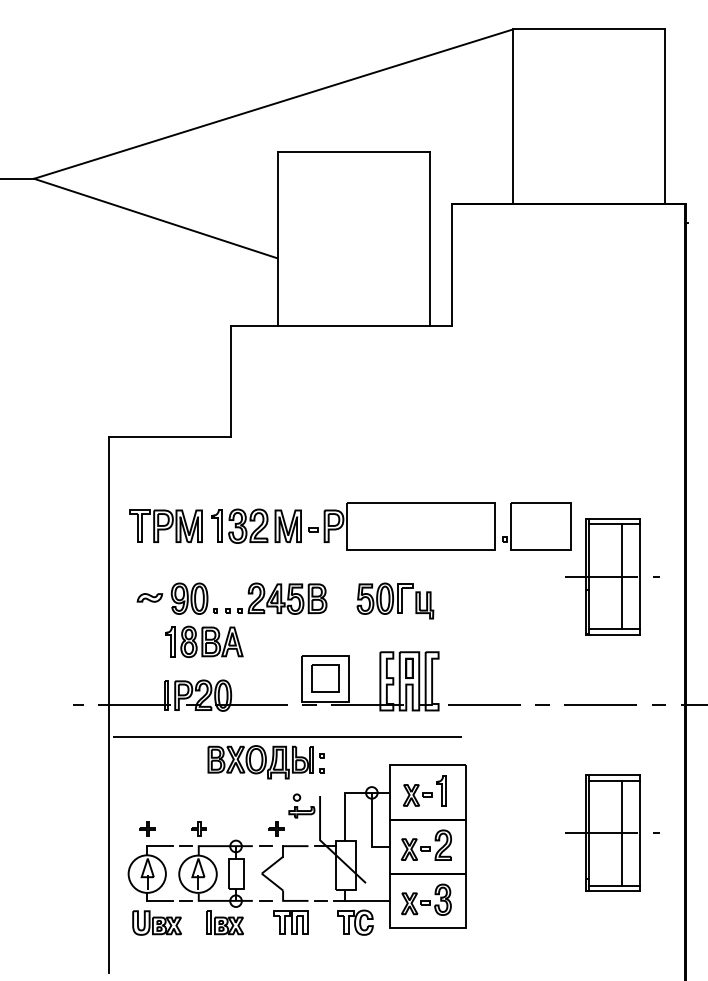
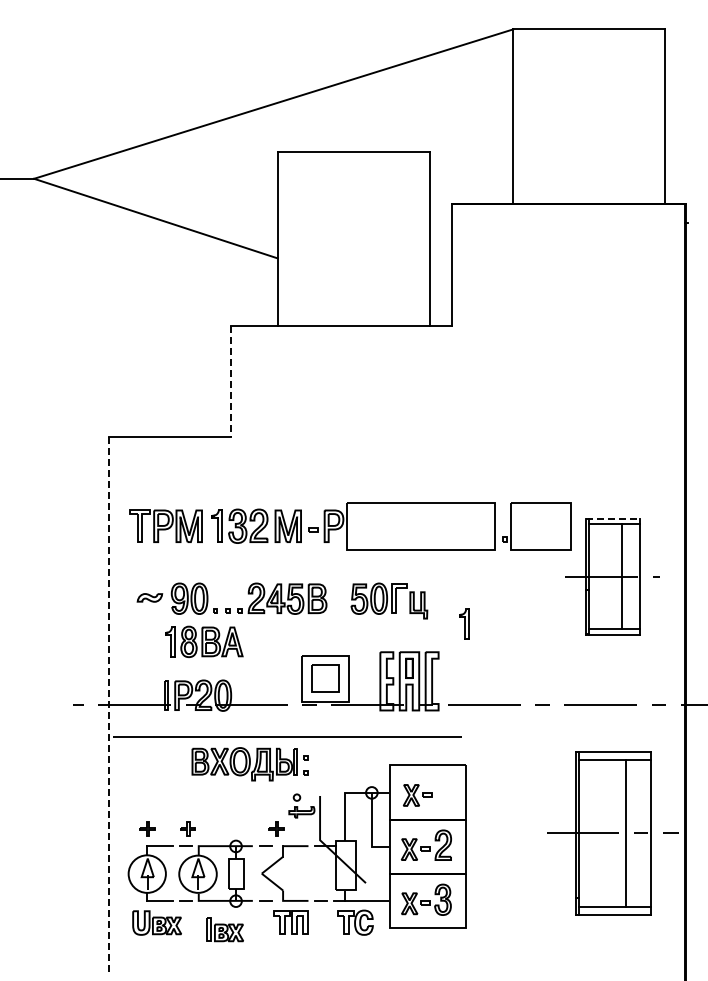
line: solid -> dashed (230, 382)
line: solid -> dashed (612, 518)
part position: (395, 600) -> (389, 600) (389, 600)
line: solid -> dashed (108, 705)
part position: (265, 762) -> (249, 764) (249, 764)
part position: (441, 790) -> (464, 623) (464, 623)
part position: (198, 828) -> (187, 828) (187, 828)
part size: 95x118 px -> 132x165 px (612, 833)
part position: (224, 922) -> (224, 929) (224, 929)
